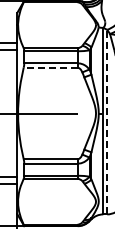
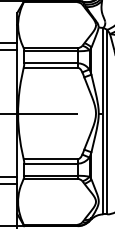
line: dashed -> solid (50, 67)
line: dashed -> solid (107, 121)
